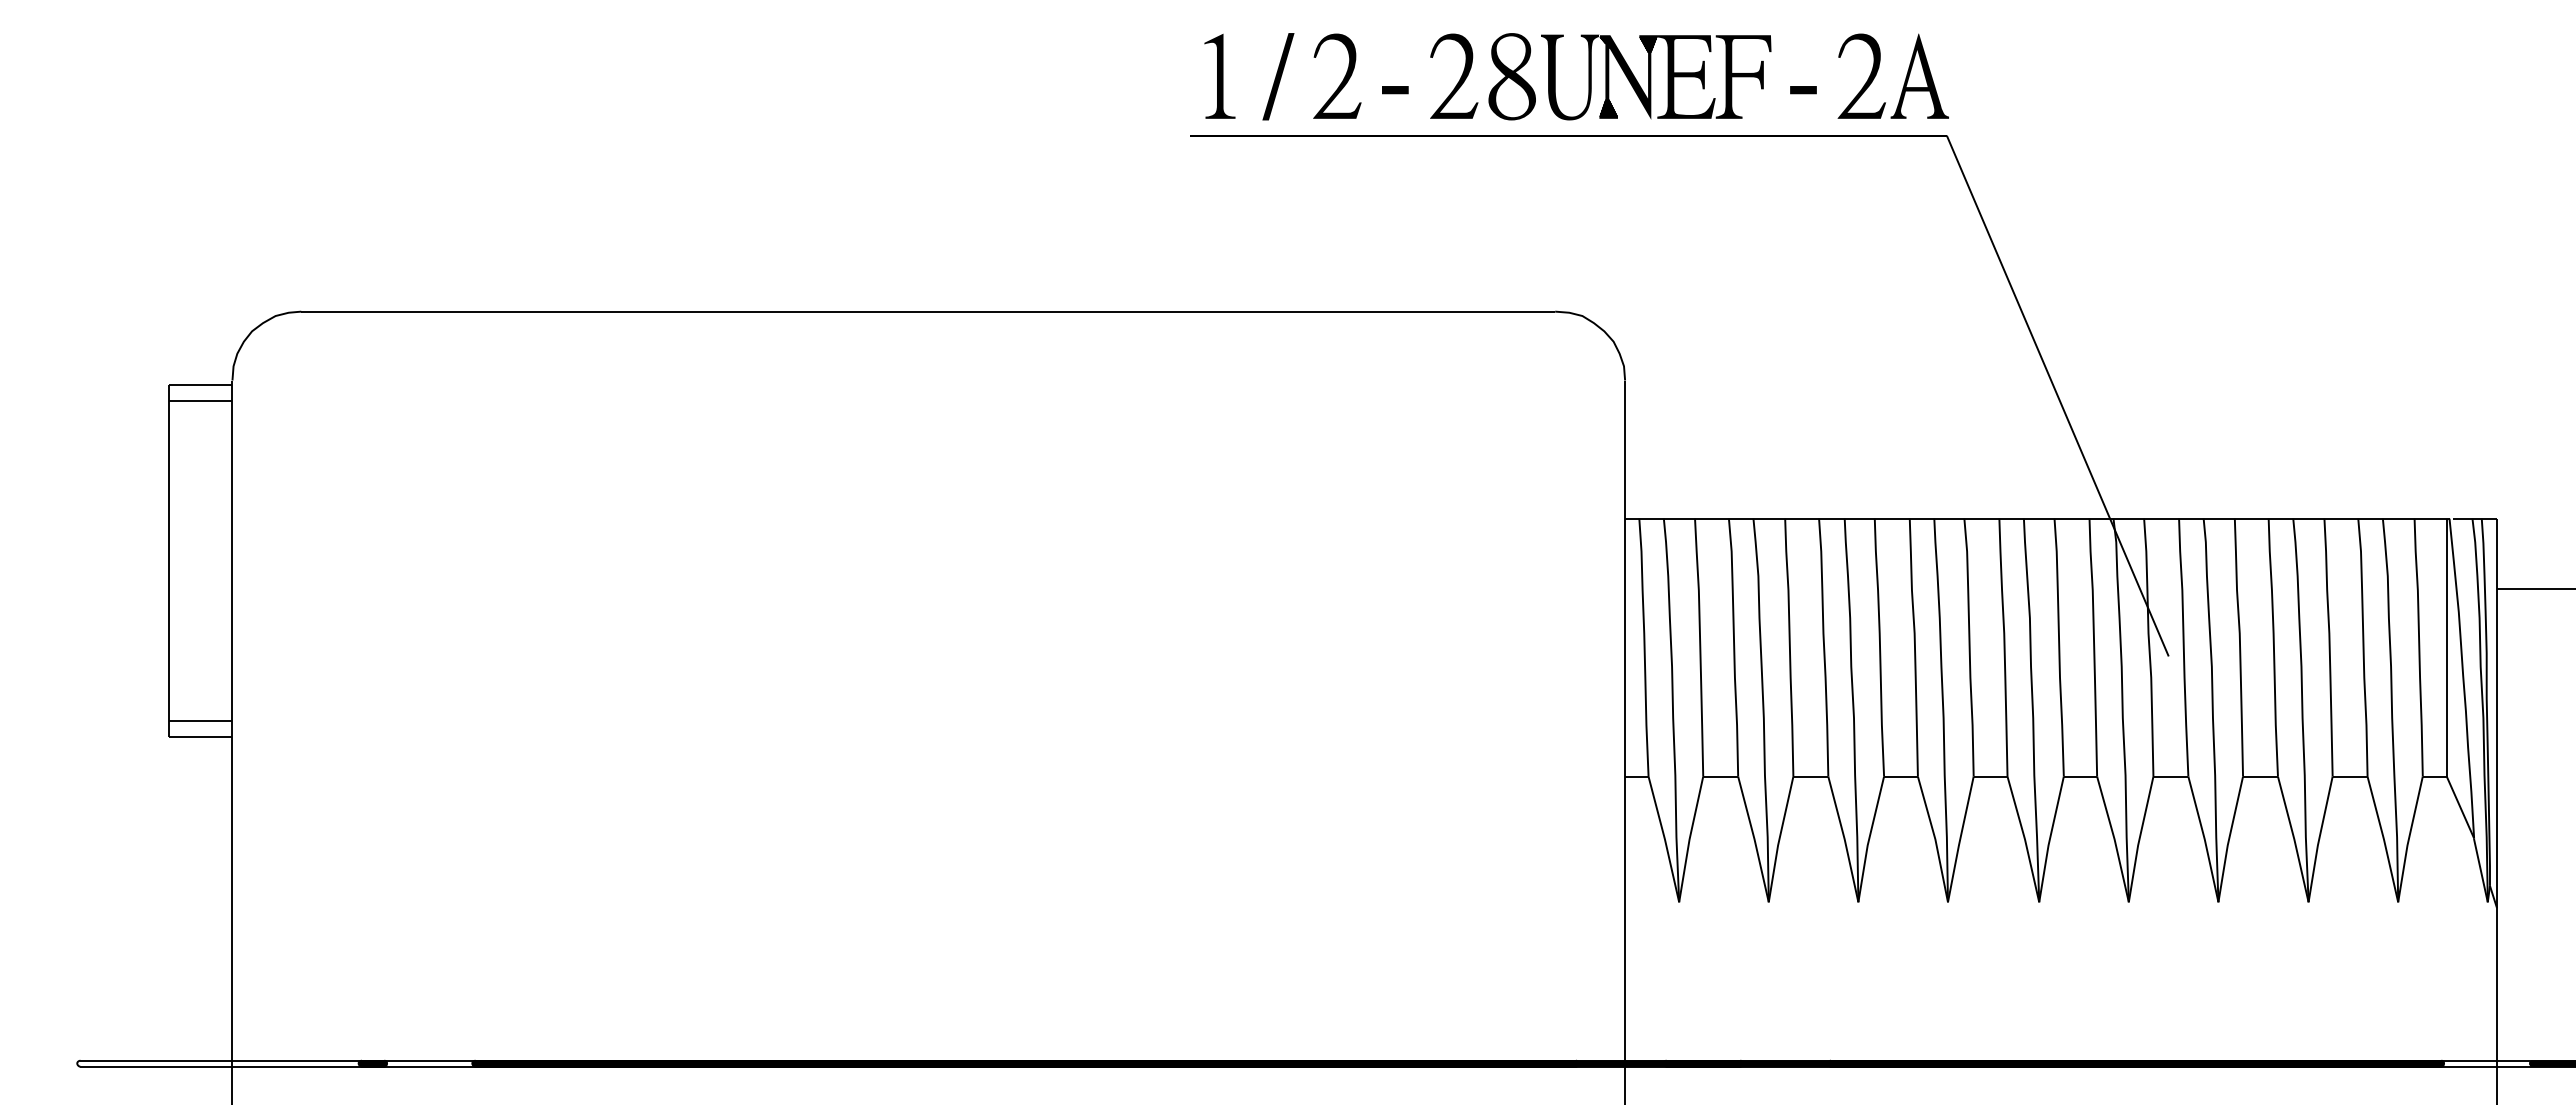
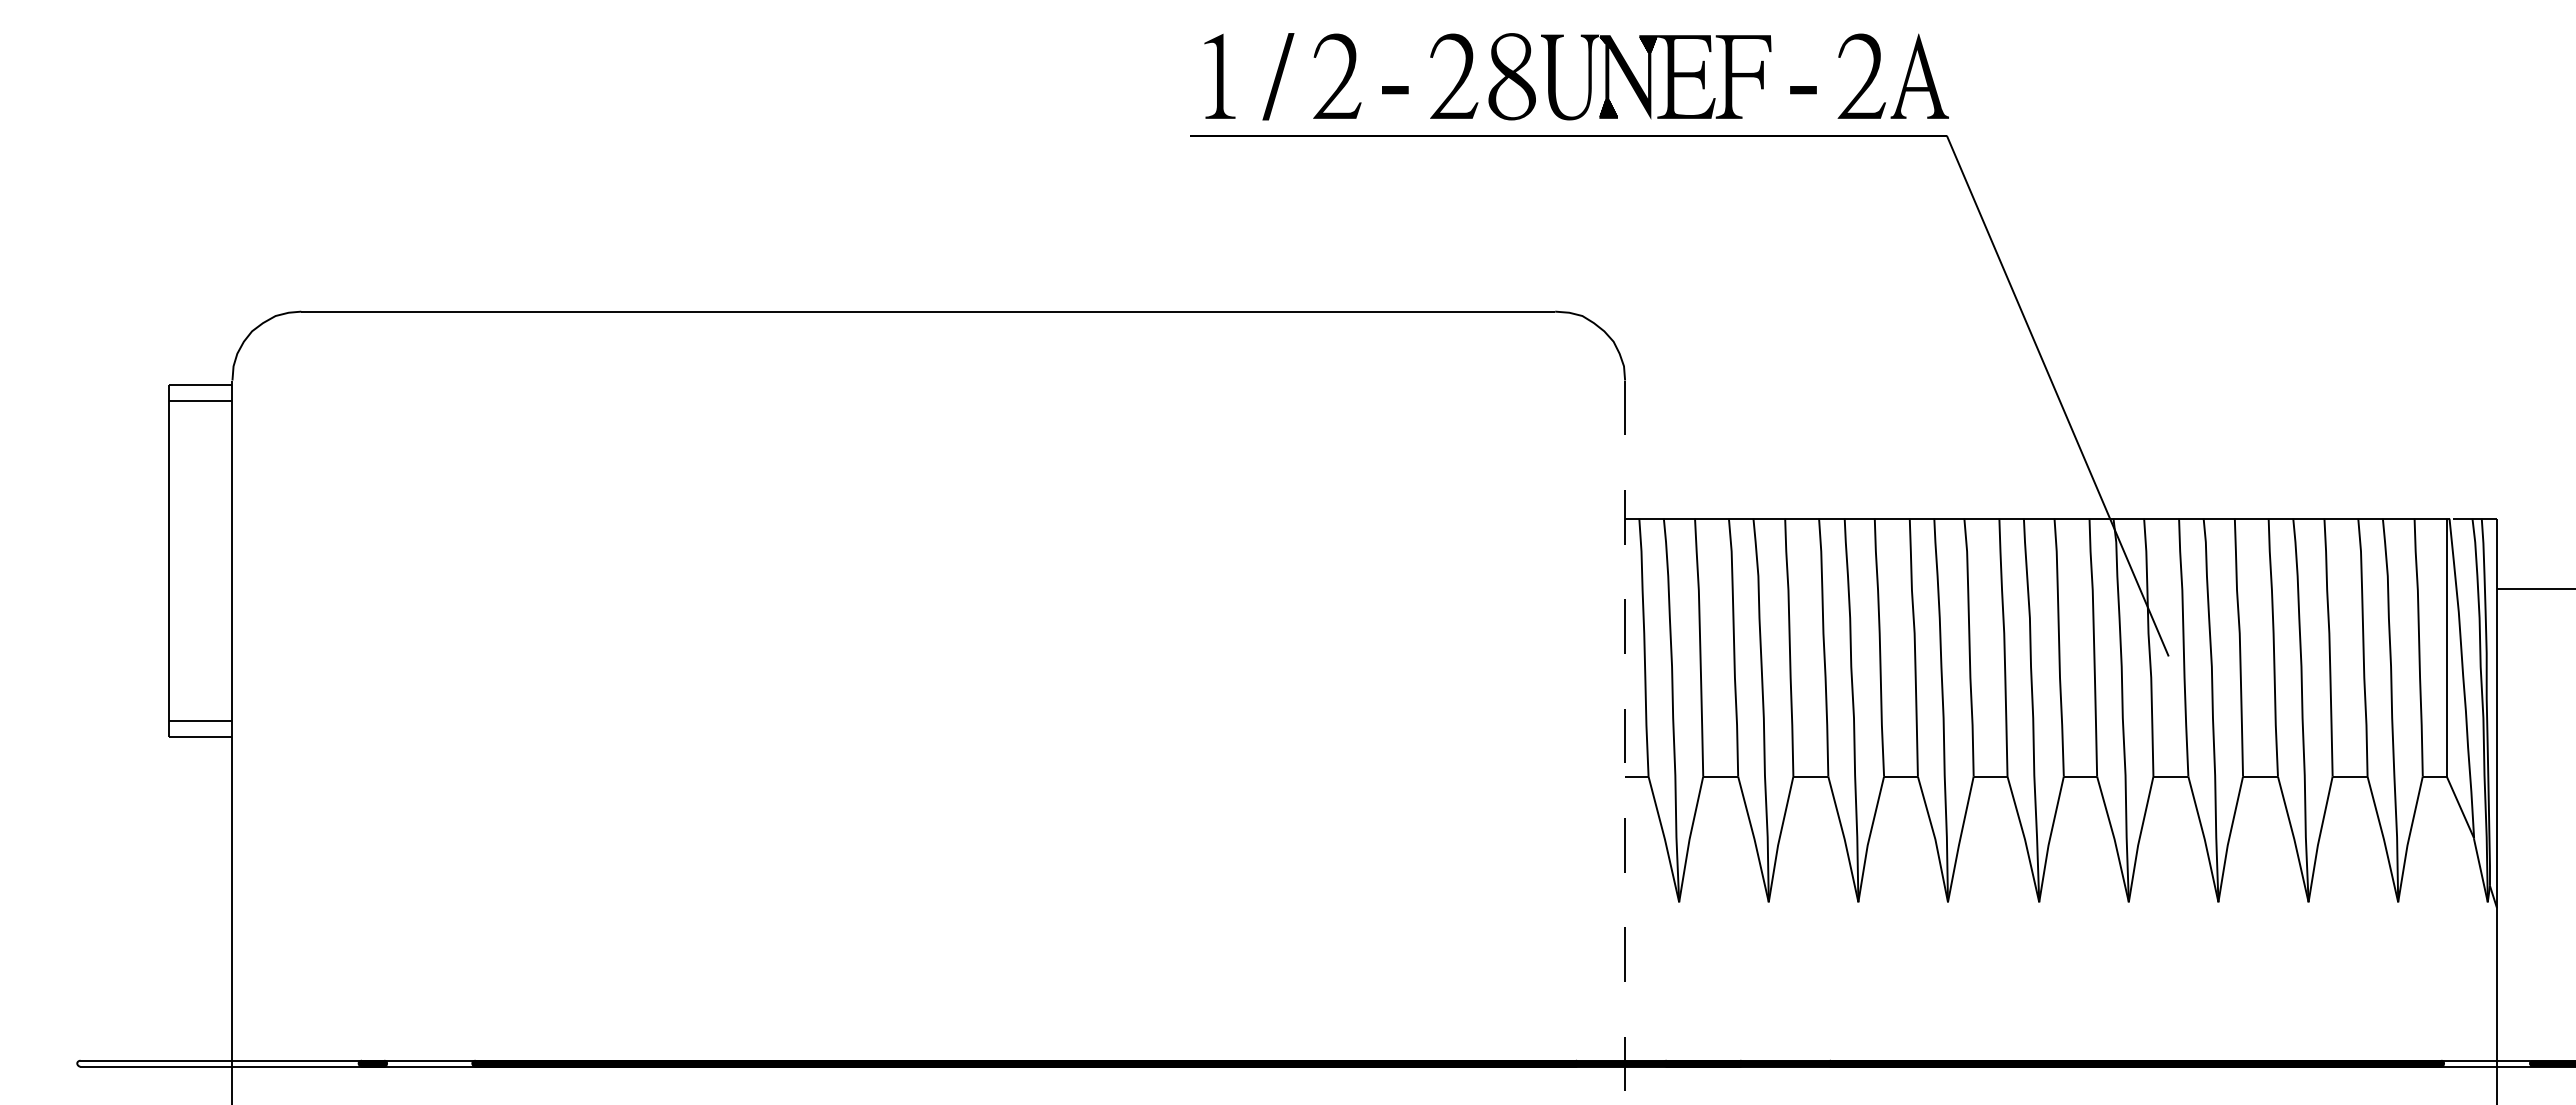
line: solid -> dashed (1625, 742)
